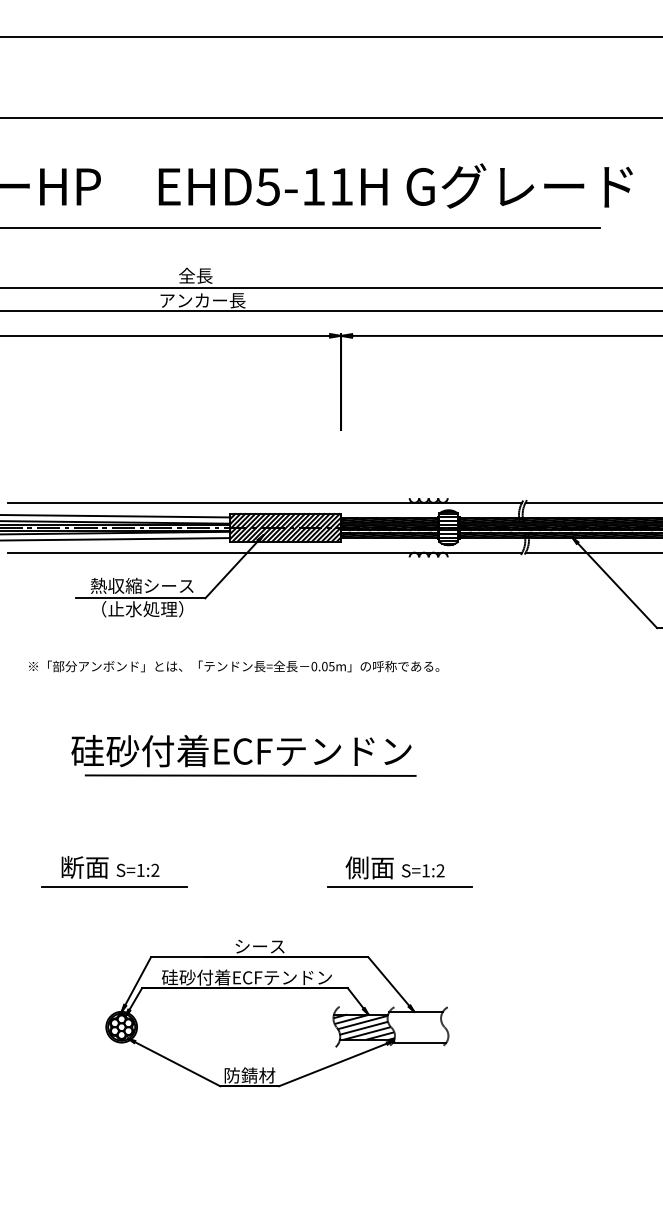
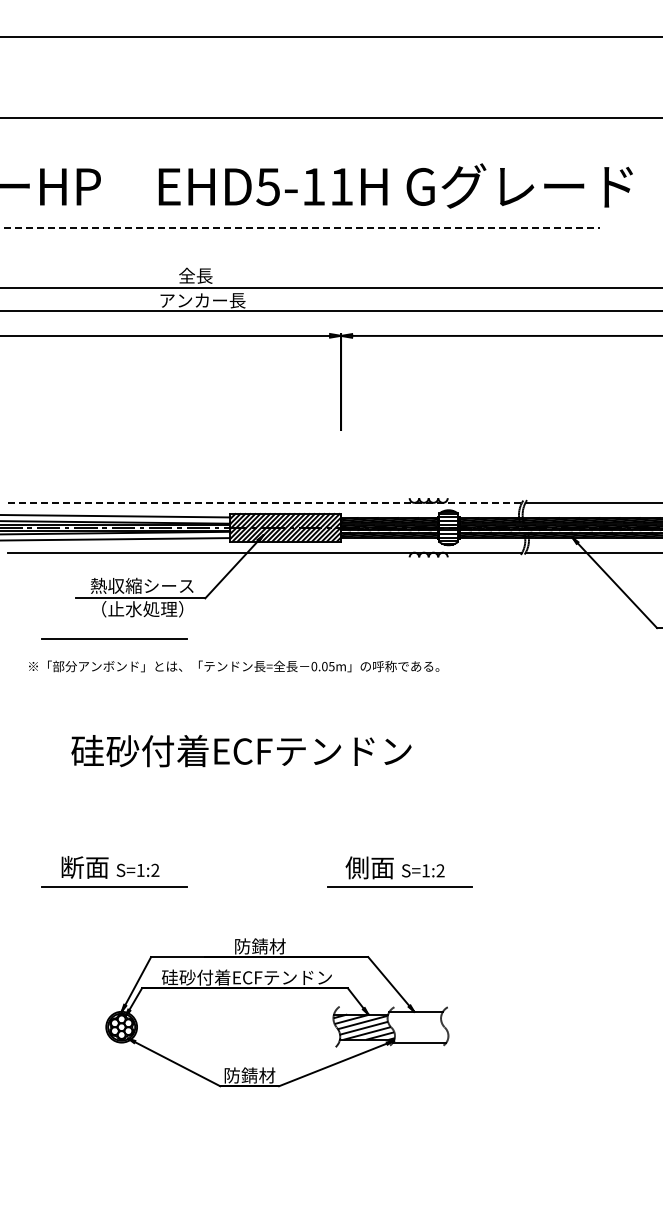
line: solid -> dashed (300, 228)
line: solid -> dashed (265, 502)
line: none -> present (114, 638)
line: present -> none (250, 775)
text: シース -> 防錆材 (260, 946)
